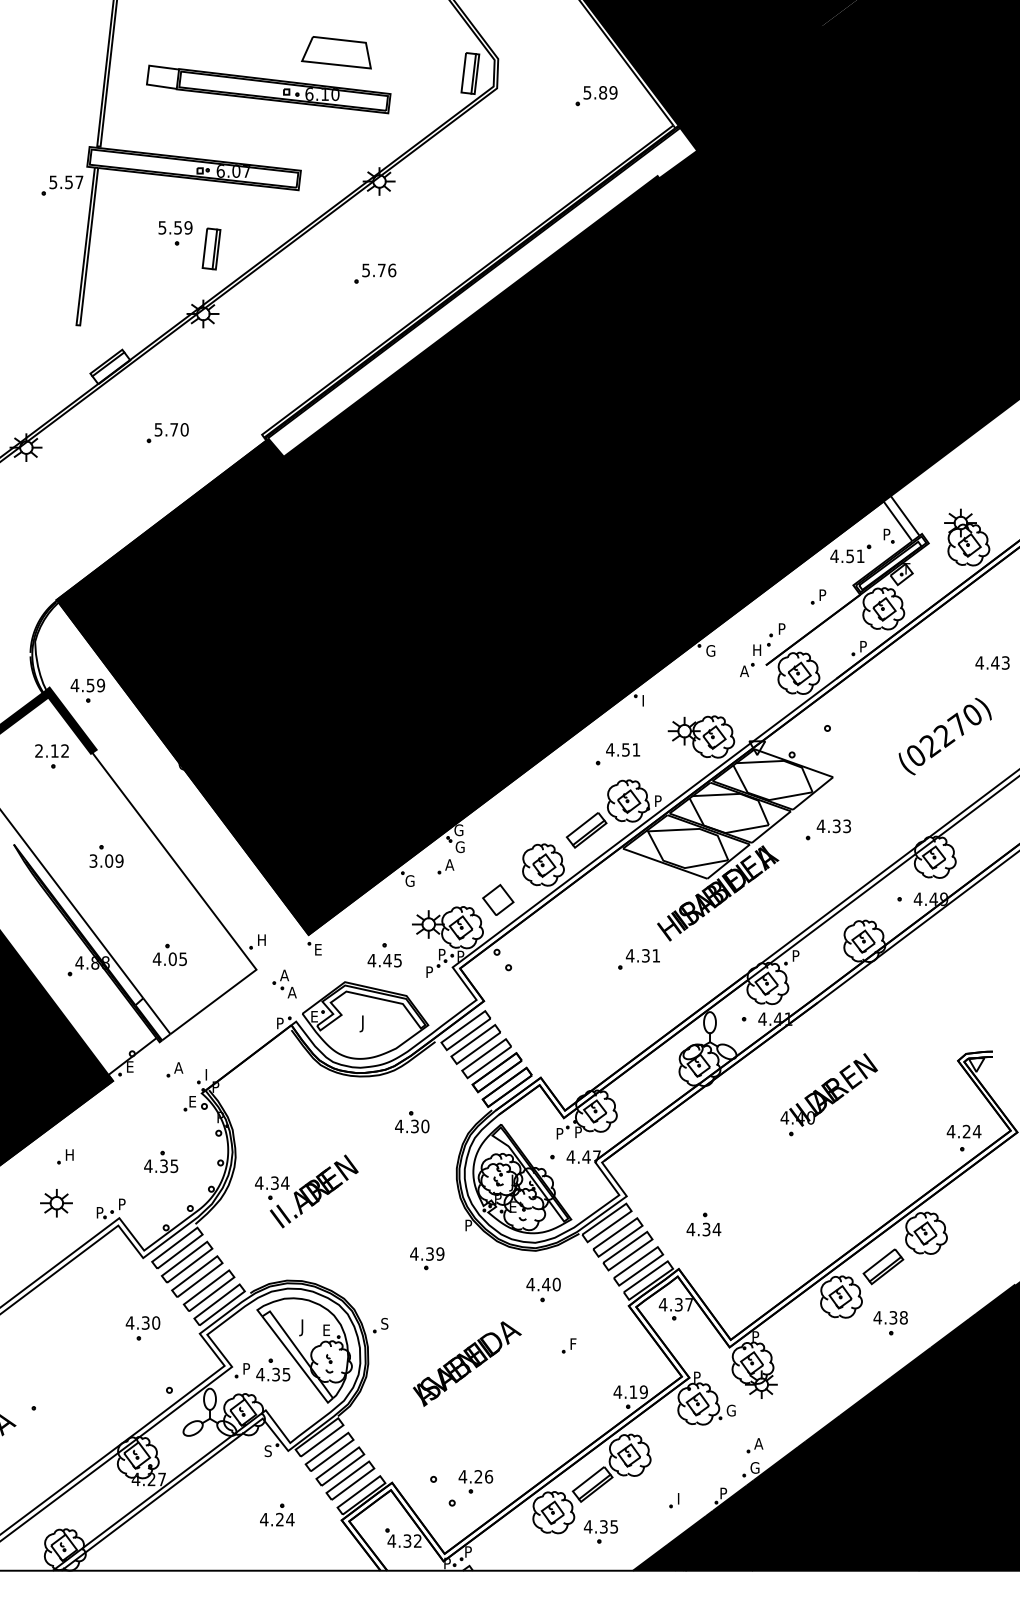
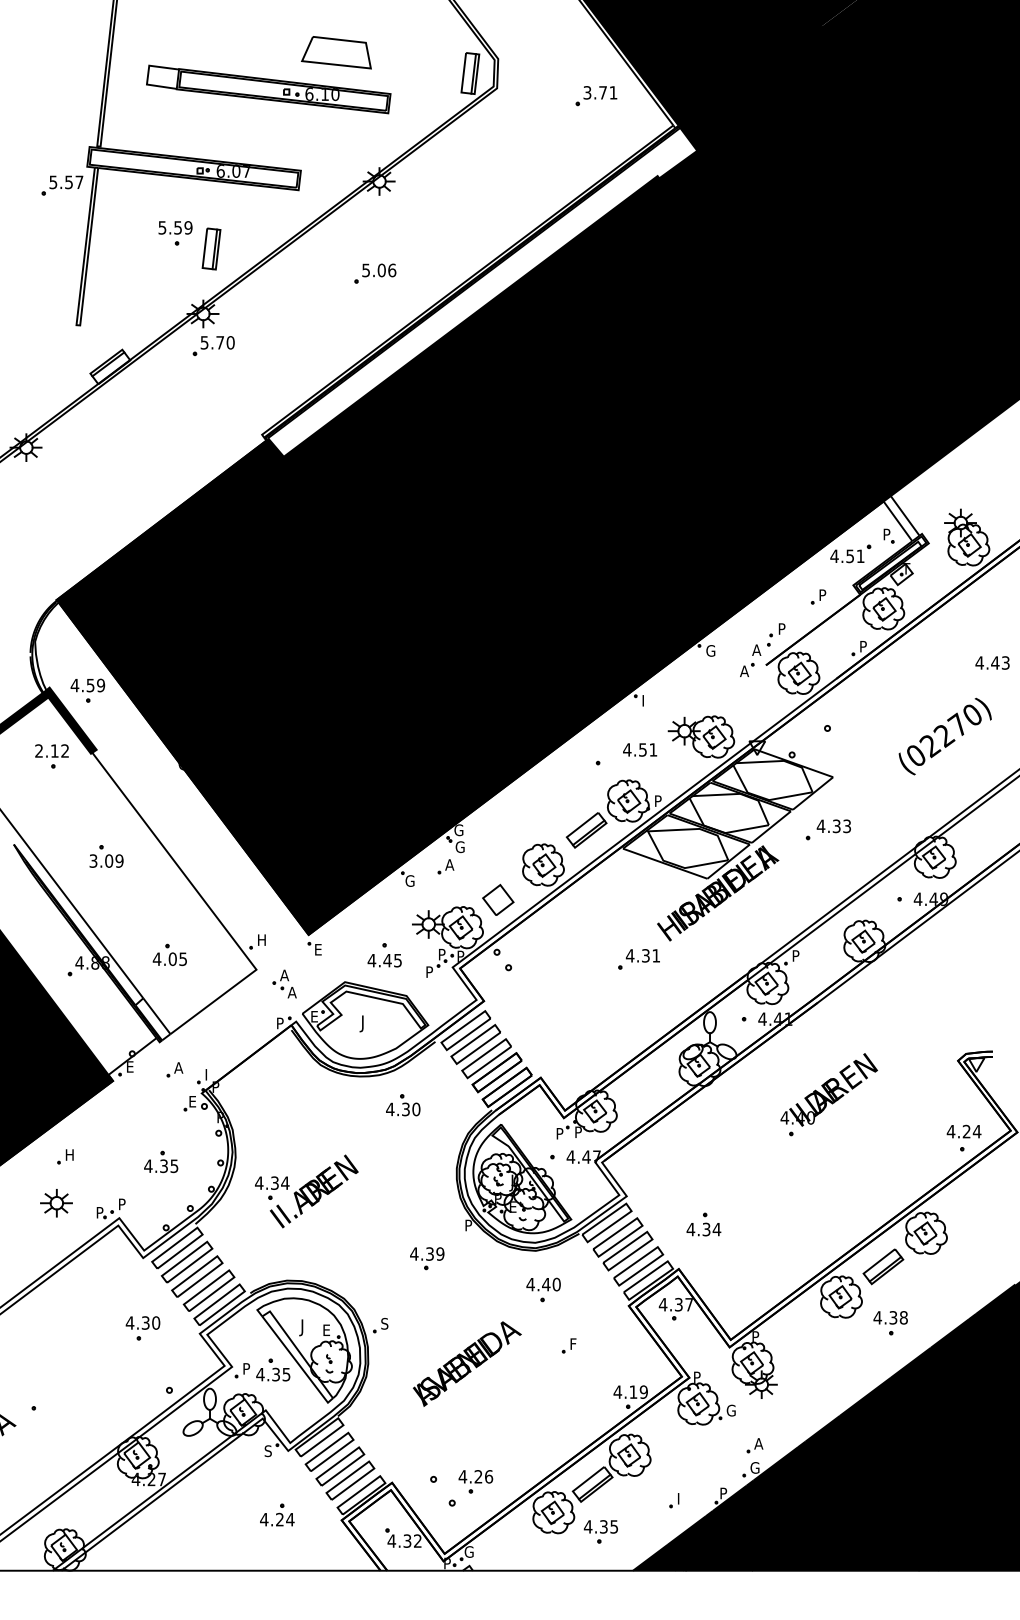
text: 5.89 -> 3.71 (600, 92)
text: 5.76 -> 5.06 (381, 270)
part position: (167, 433) -> (213, 346) (213, 346)
text: H -> A (756, 649)
text position: (623, 749) -> (640, 749) (640, 749)
part position: (412, 1122) -> (403, 1105) (403, 1105)
text: P -> G (468, 1551)
